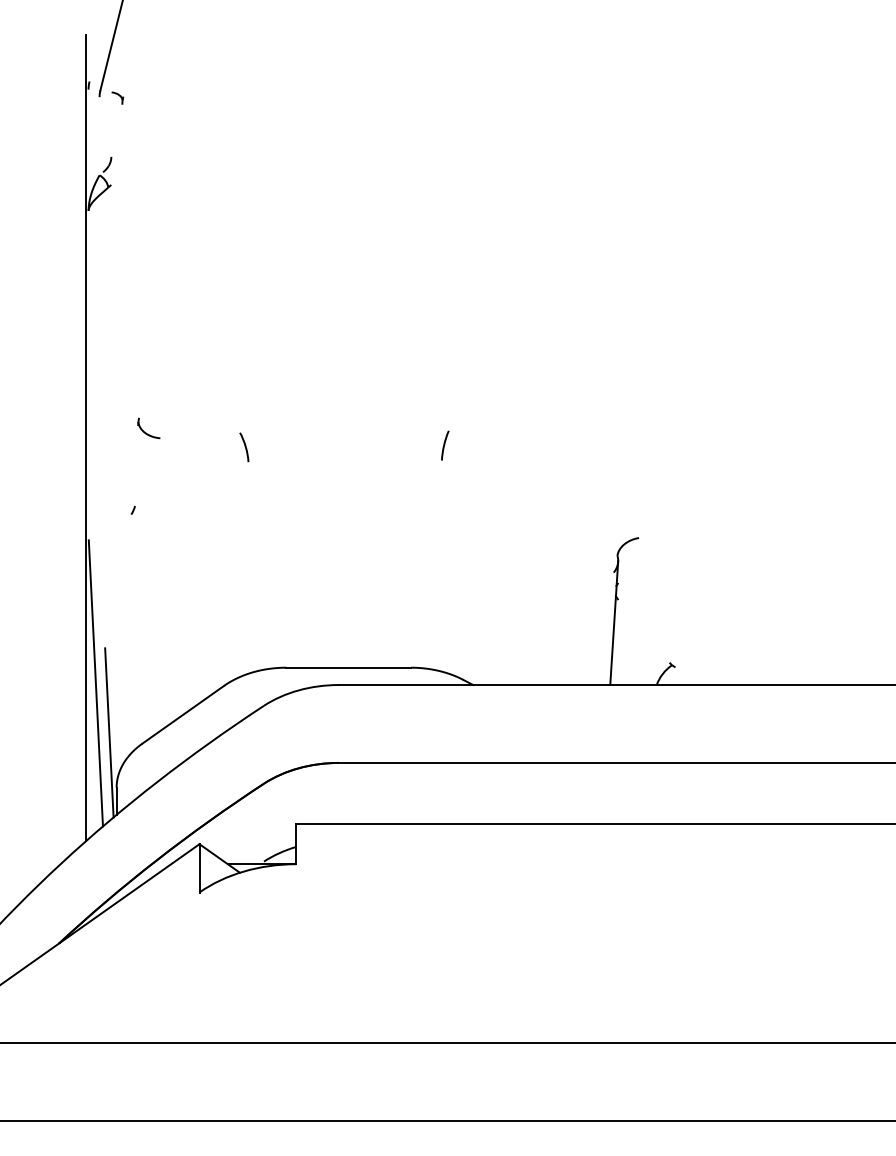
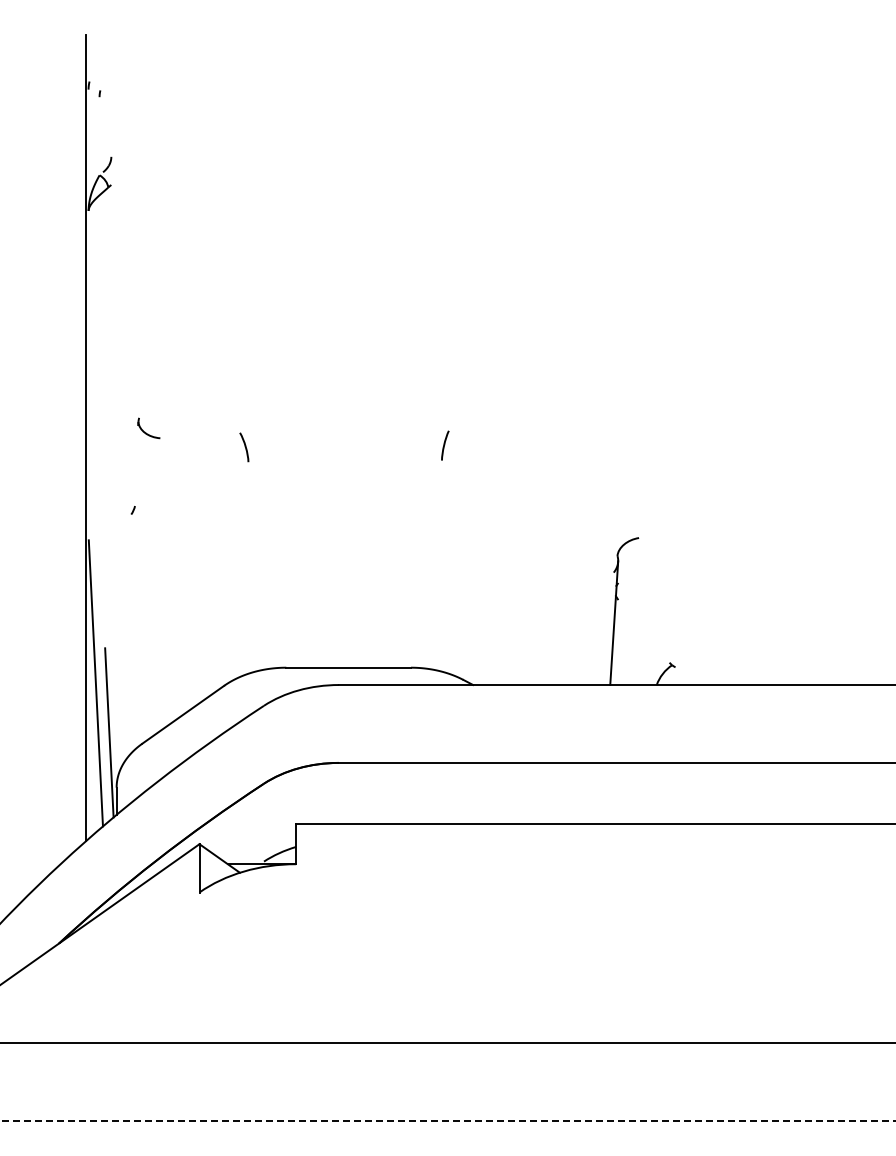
line: present -> none (111, 46)
part: present -> none (117, 97)
line: solid -> dashed (448, 1121)
